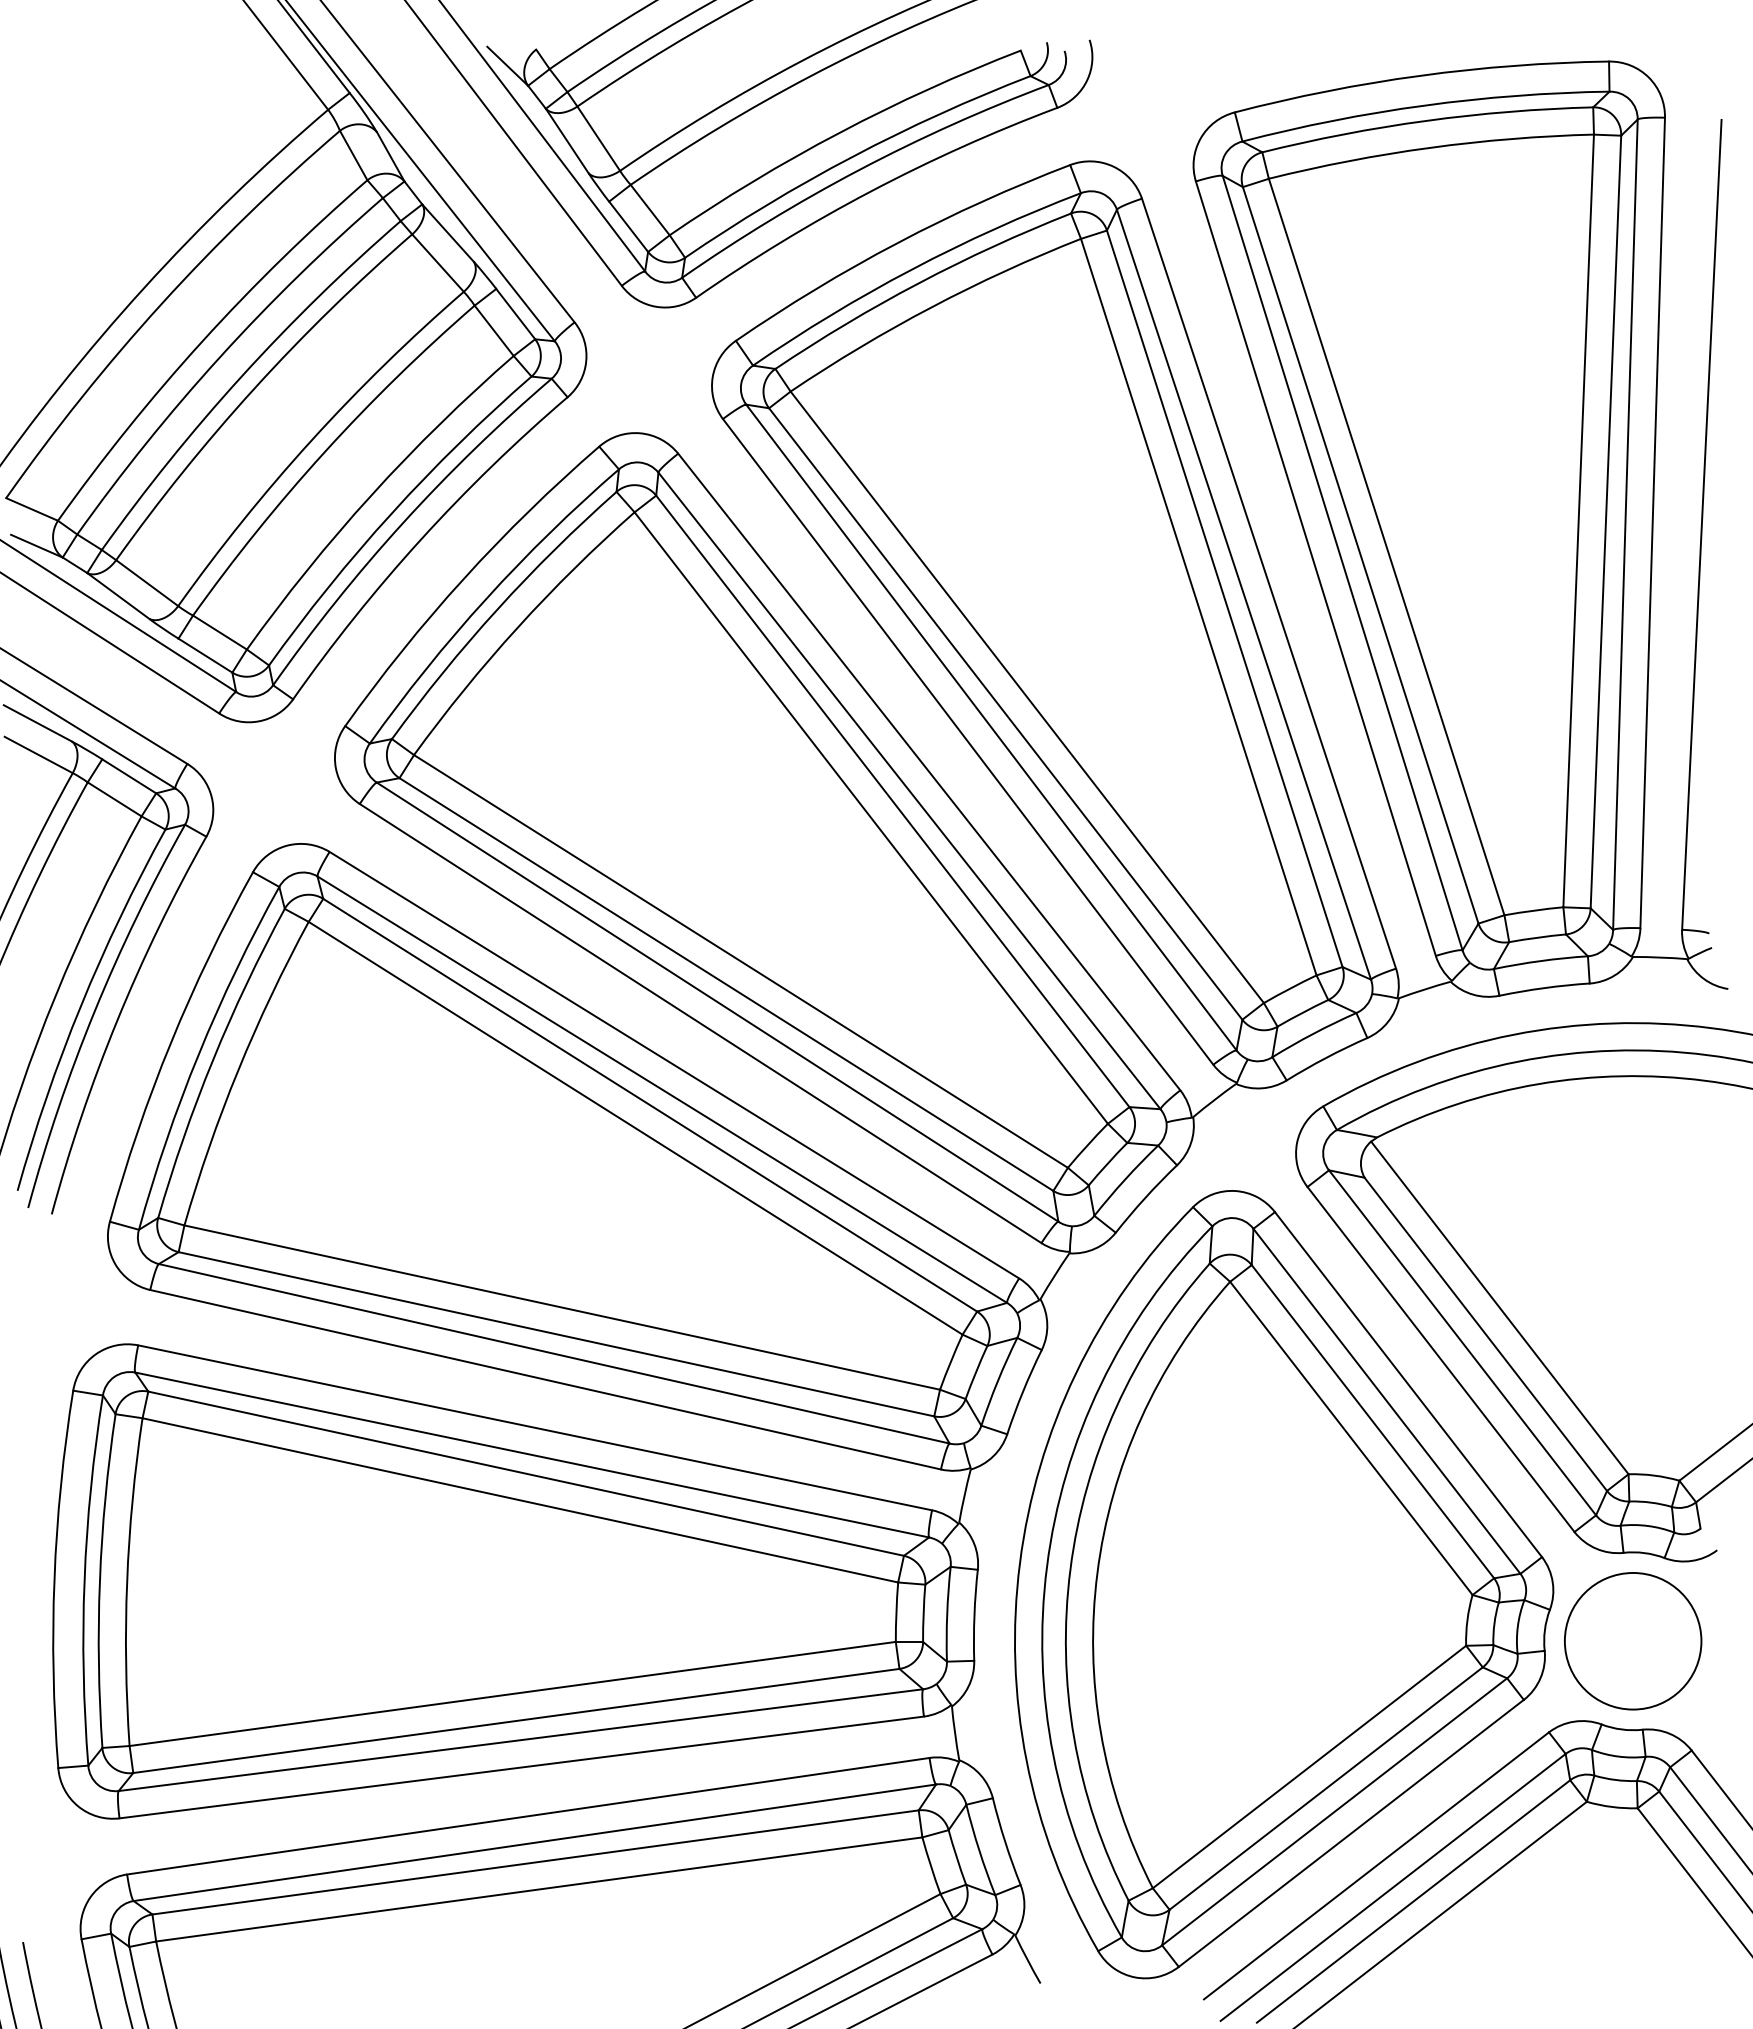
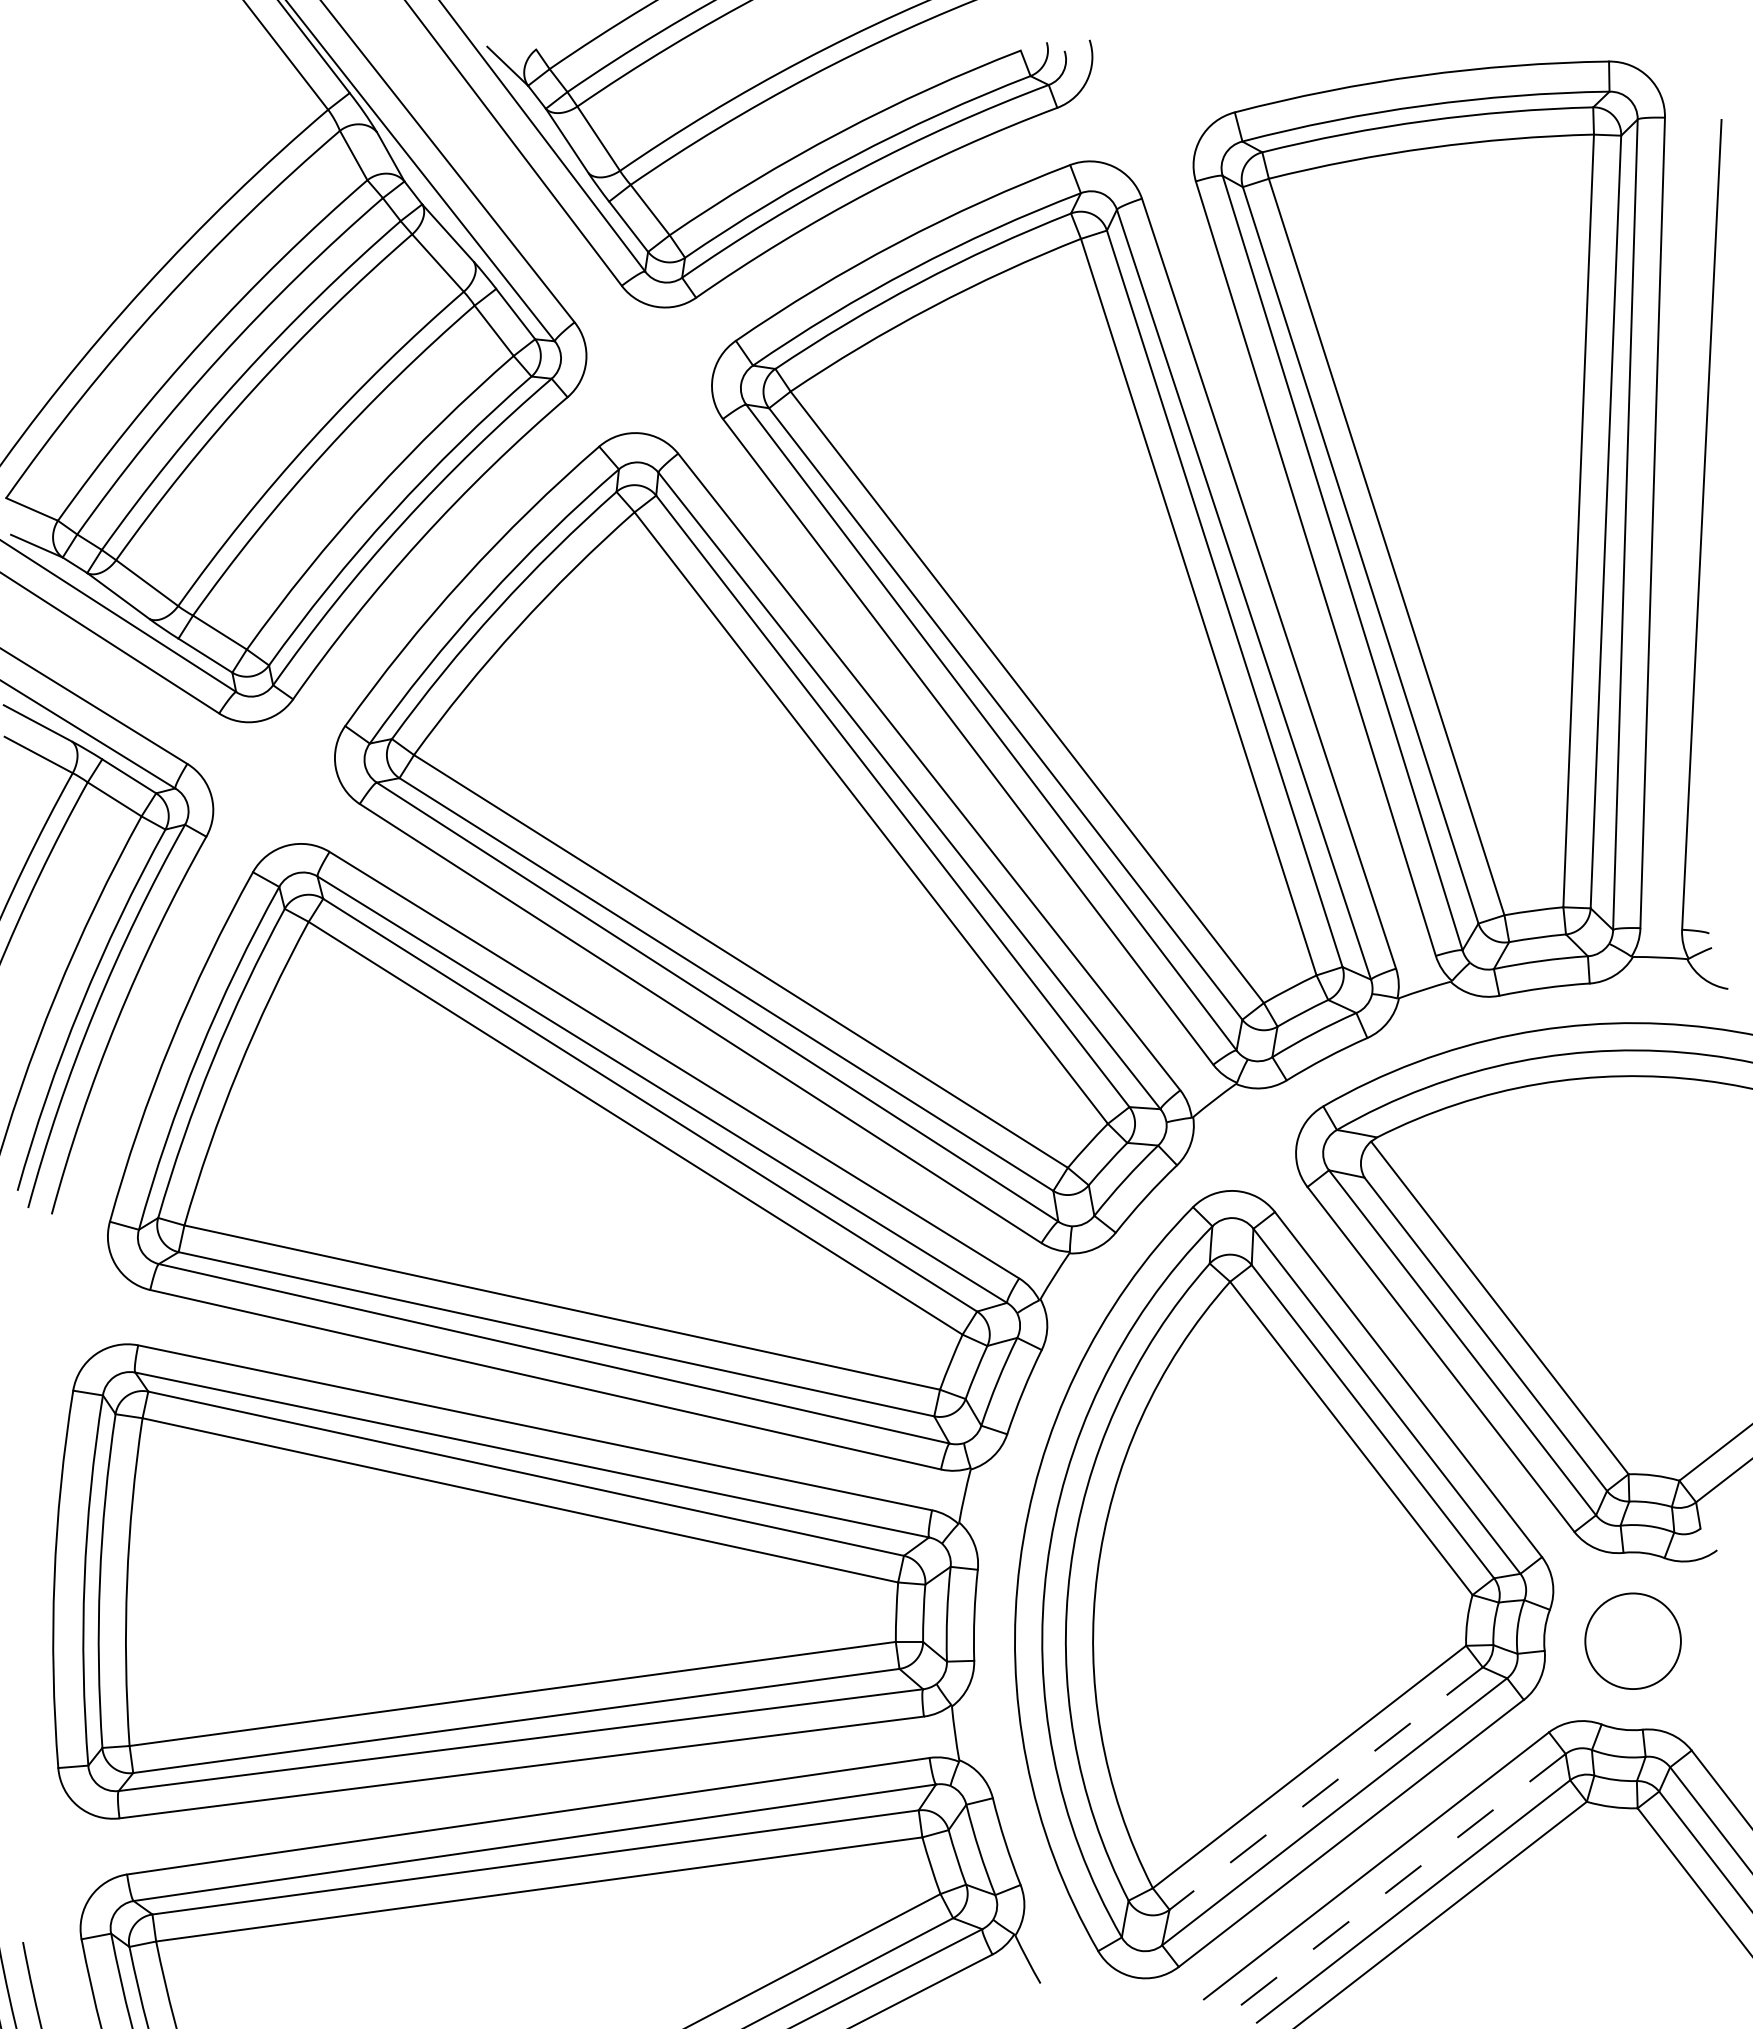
circle diameter: 137 px -> 96 px (1632, 1641)
line: solid -> dashed (1325, 1788)
line: solid -> dashed (1392, 1887)
